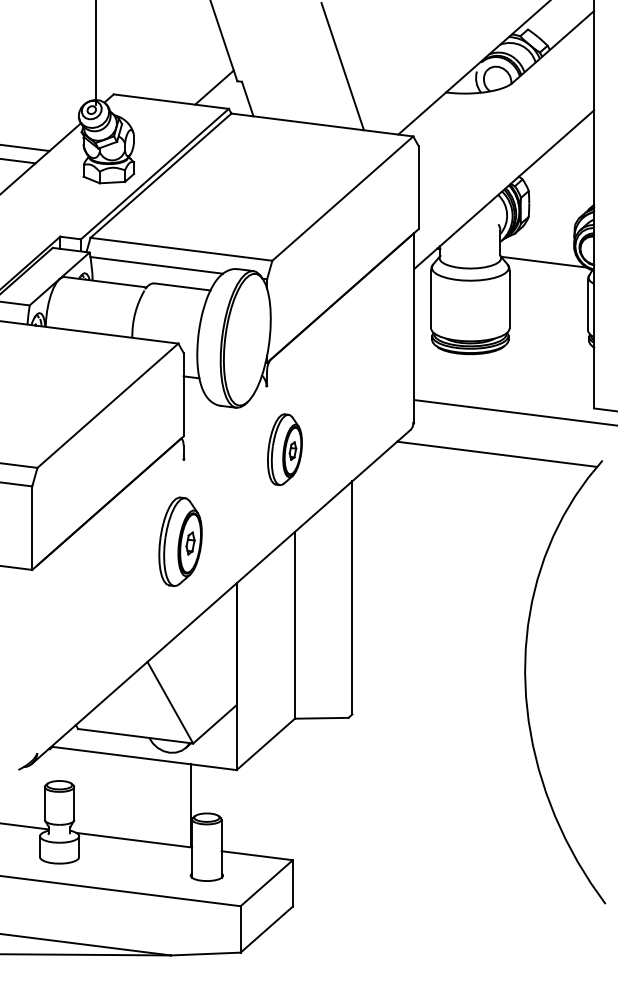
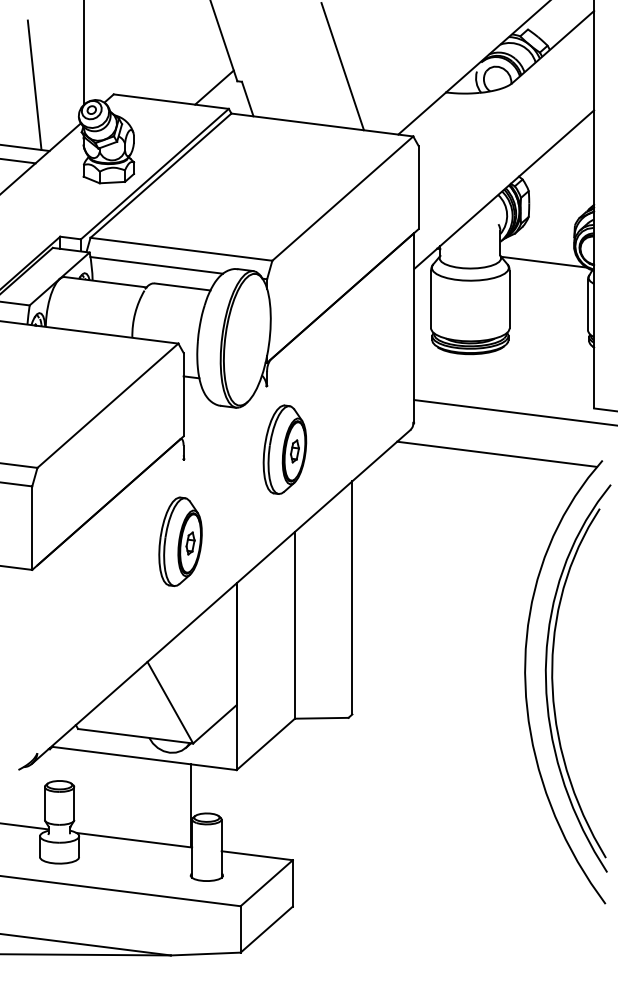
line position: (95, 53) -> (83, 53) (83, 53)
line: none -> present (34, 85)
part size: 36x74 px -> 46x91 px (284, 449)
part: none -> present (553, 678)
